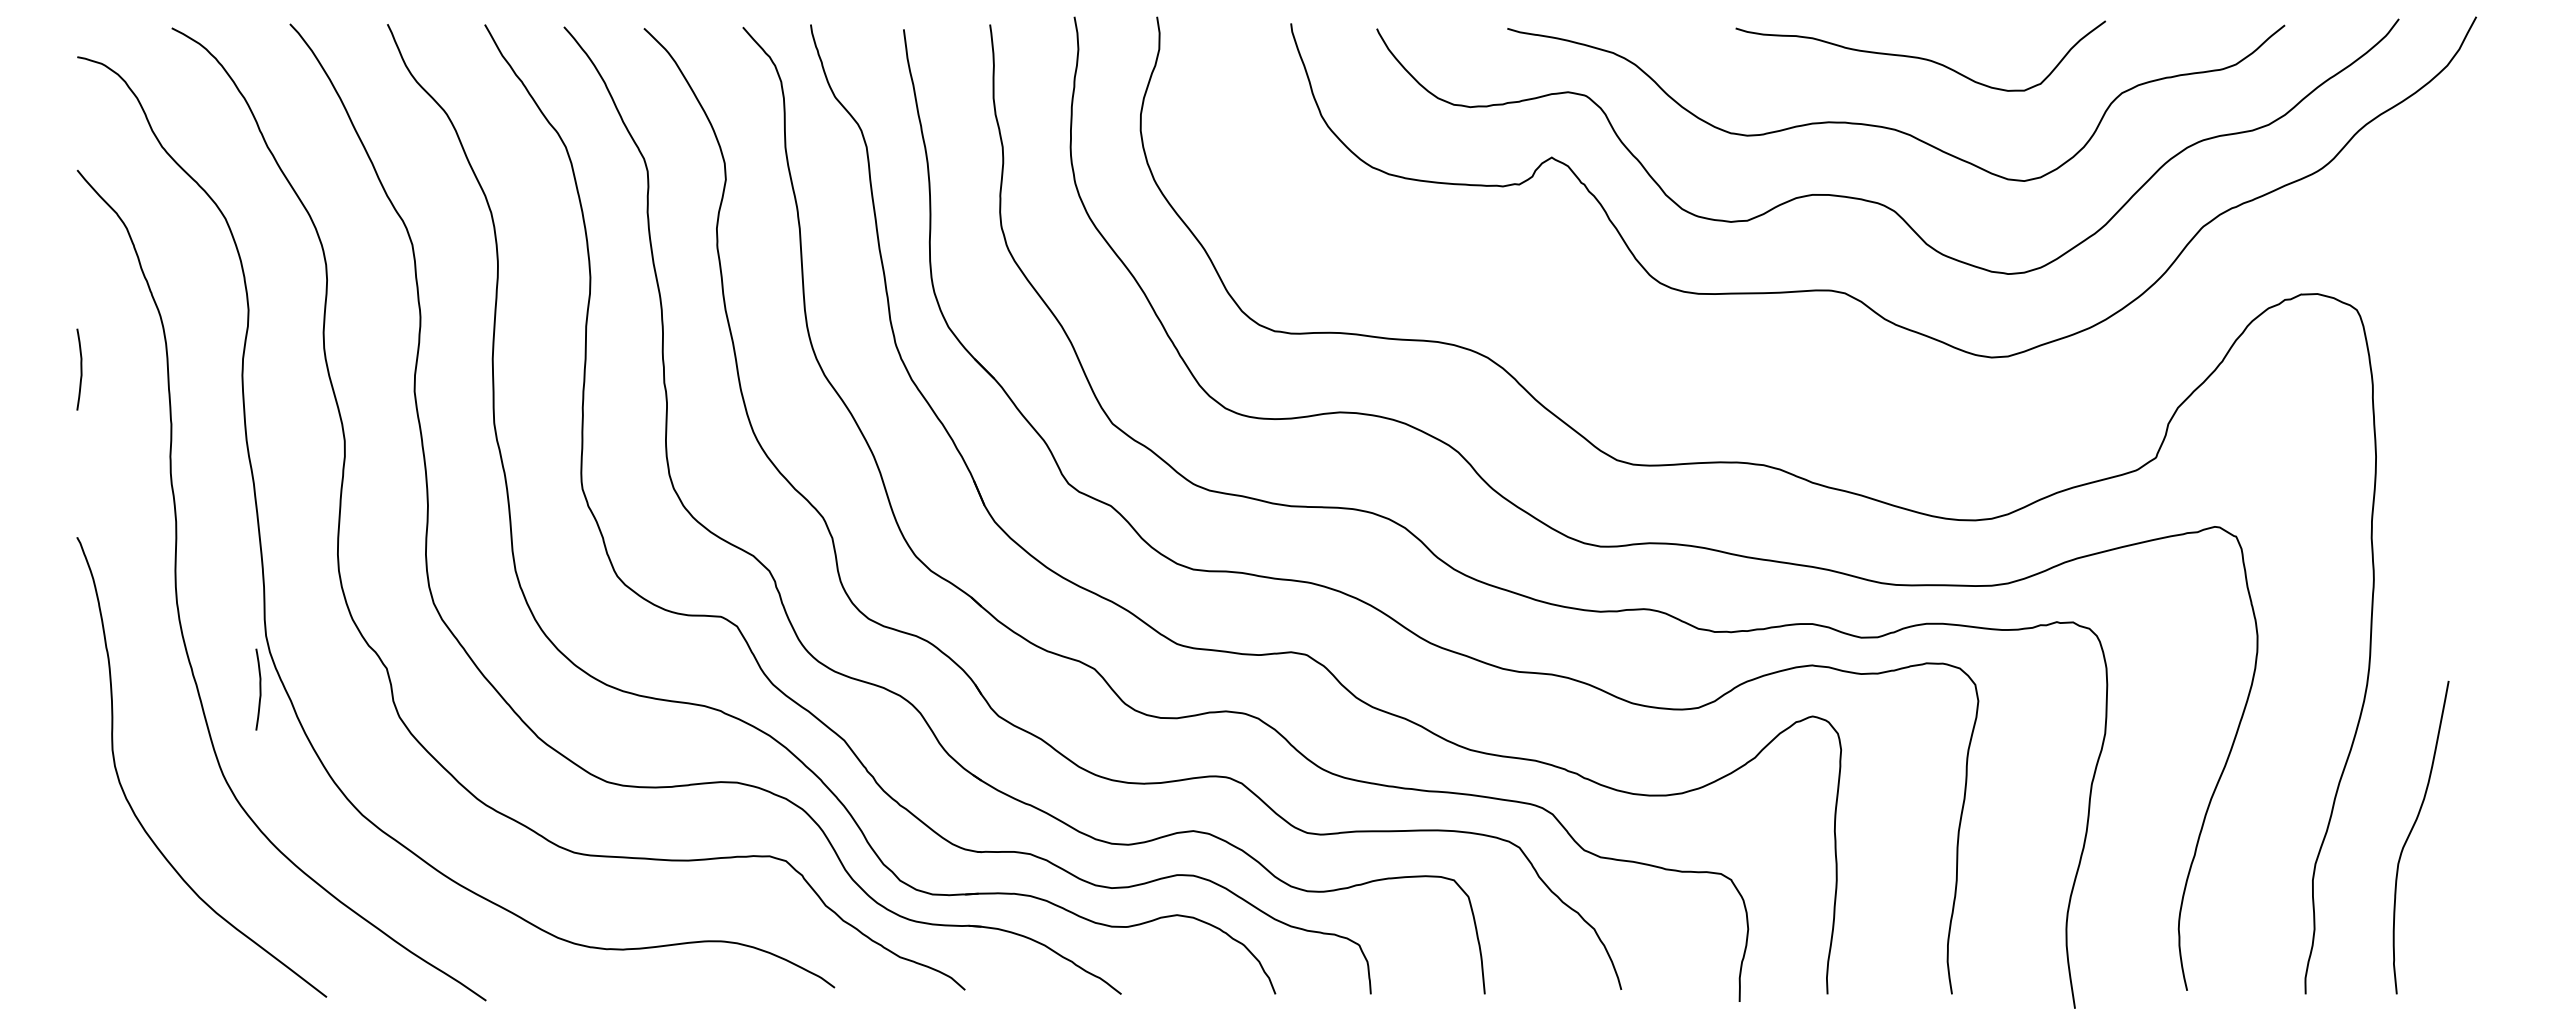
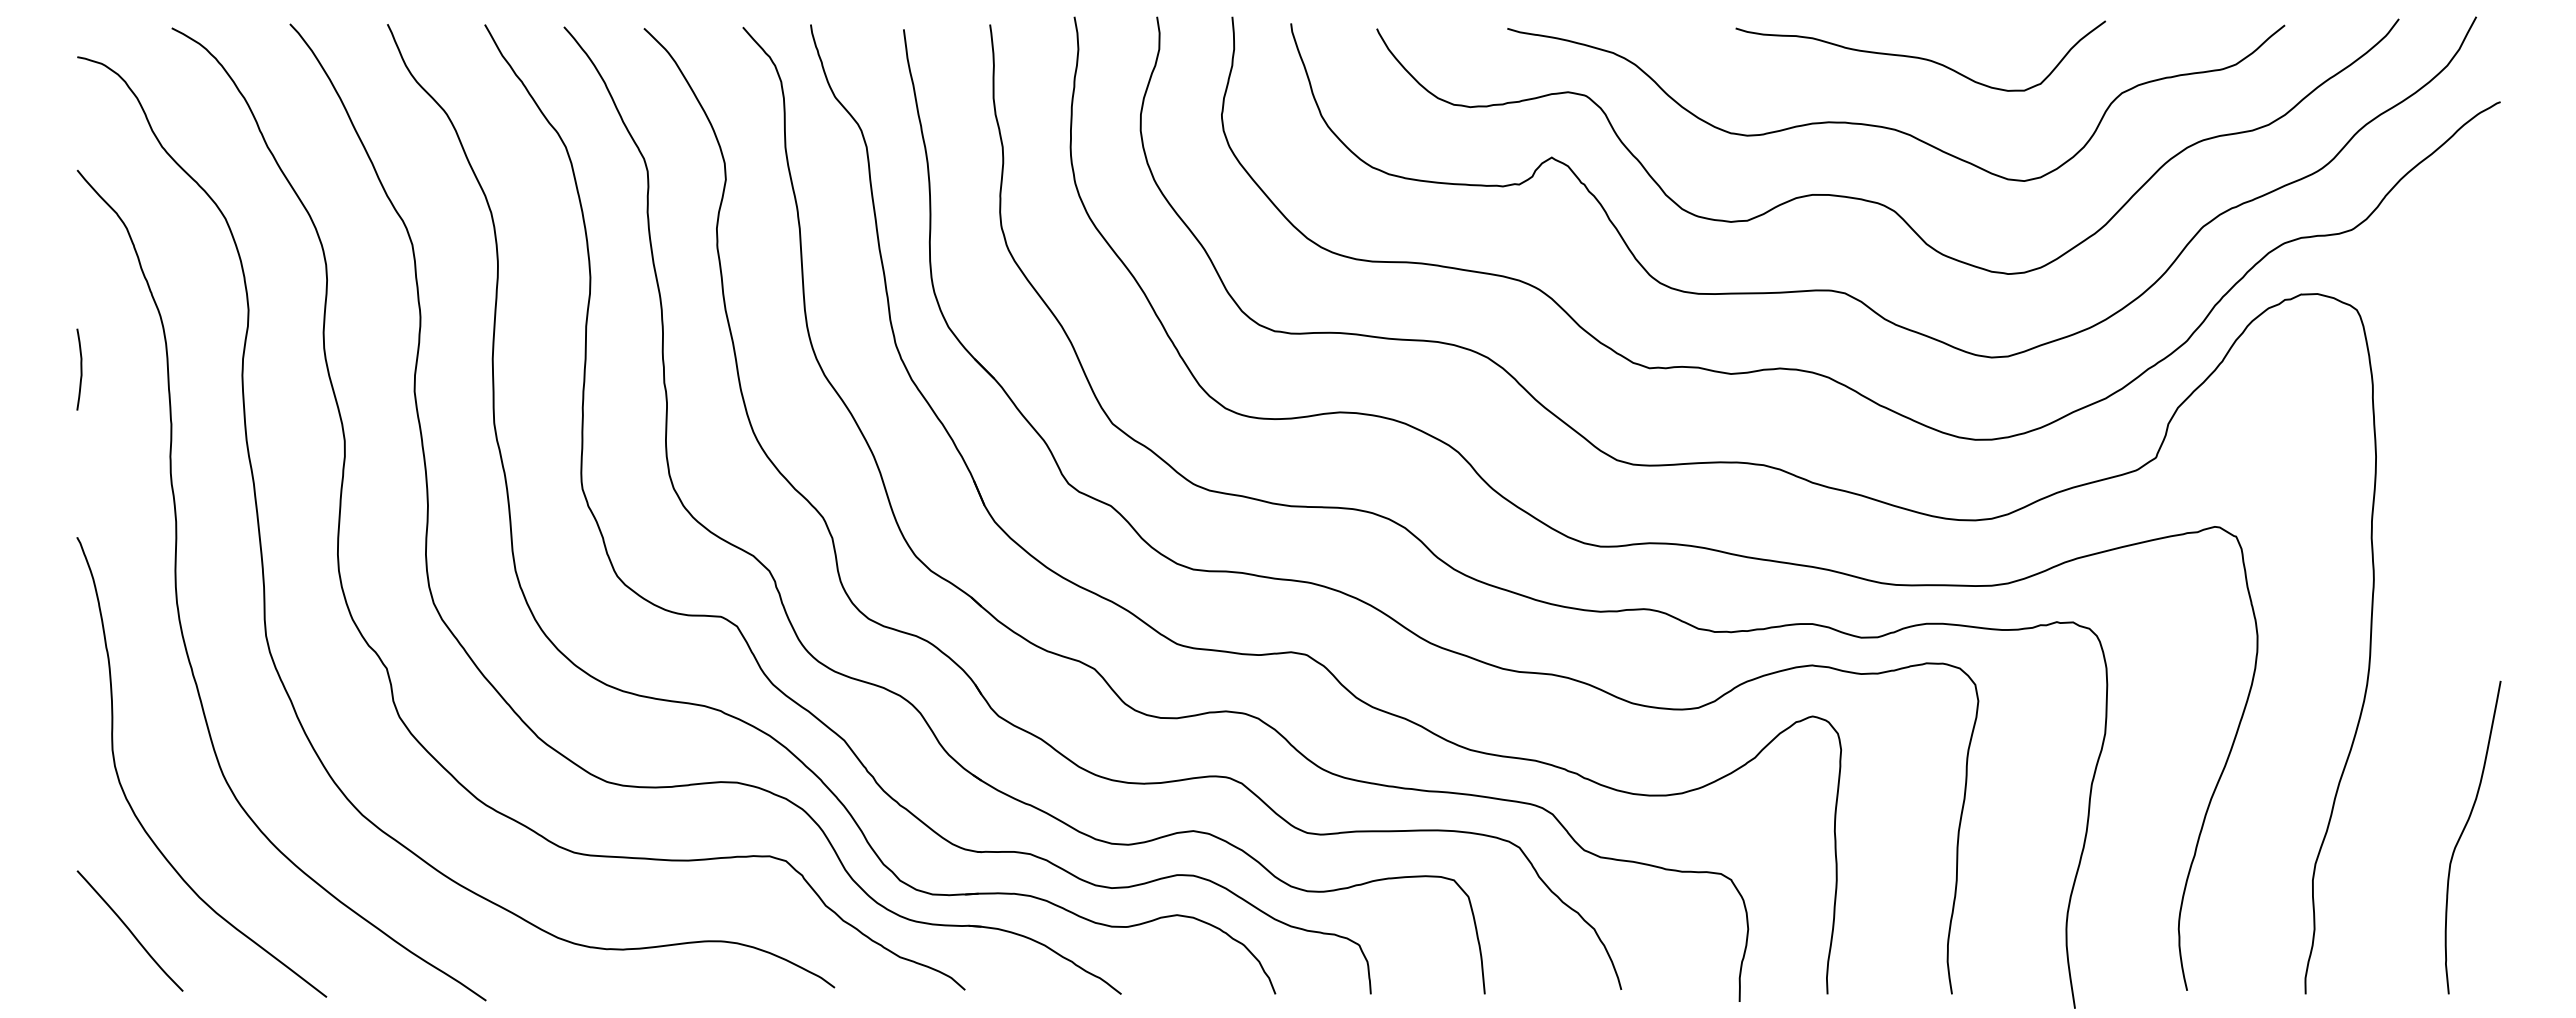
curve: none -> present (1813, 371)
curve: present -> none (259, 689)
curve position: (2411, 832) -> (2463, 832) (2463, 832)
curve: none -> present (129, 930)
